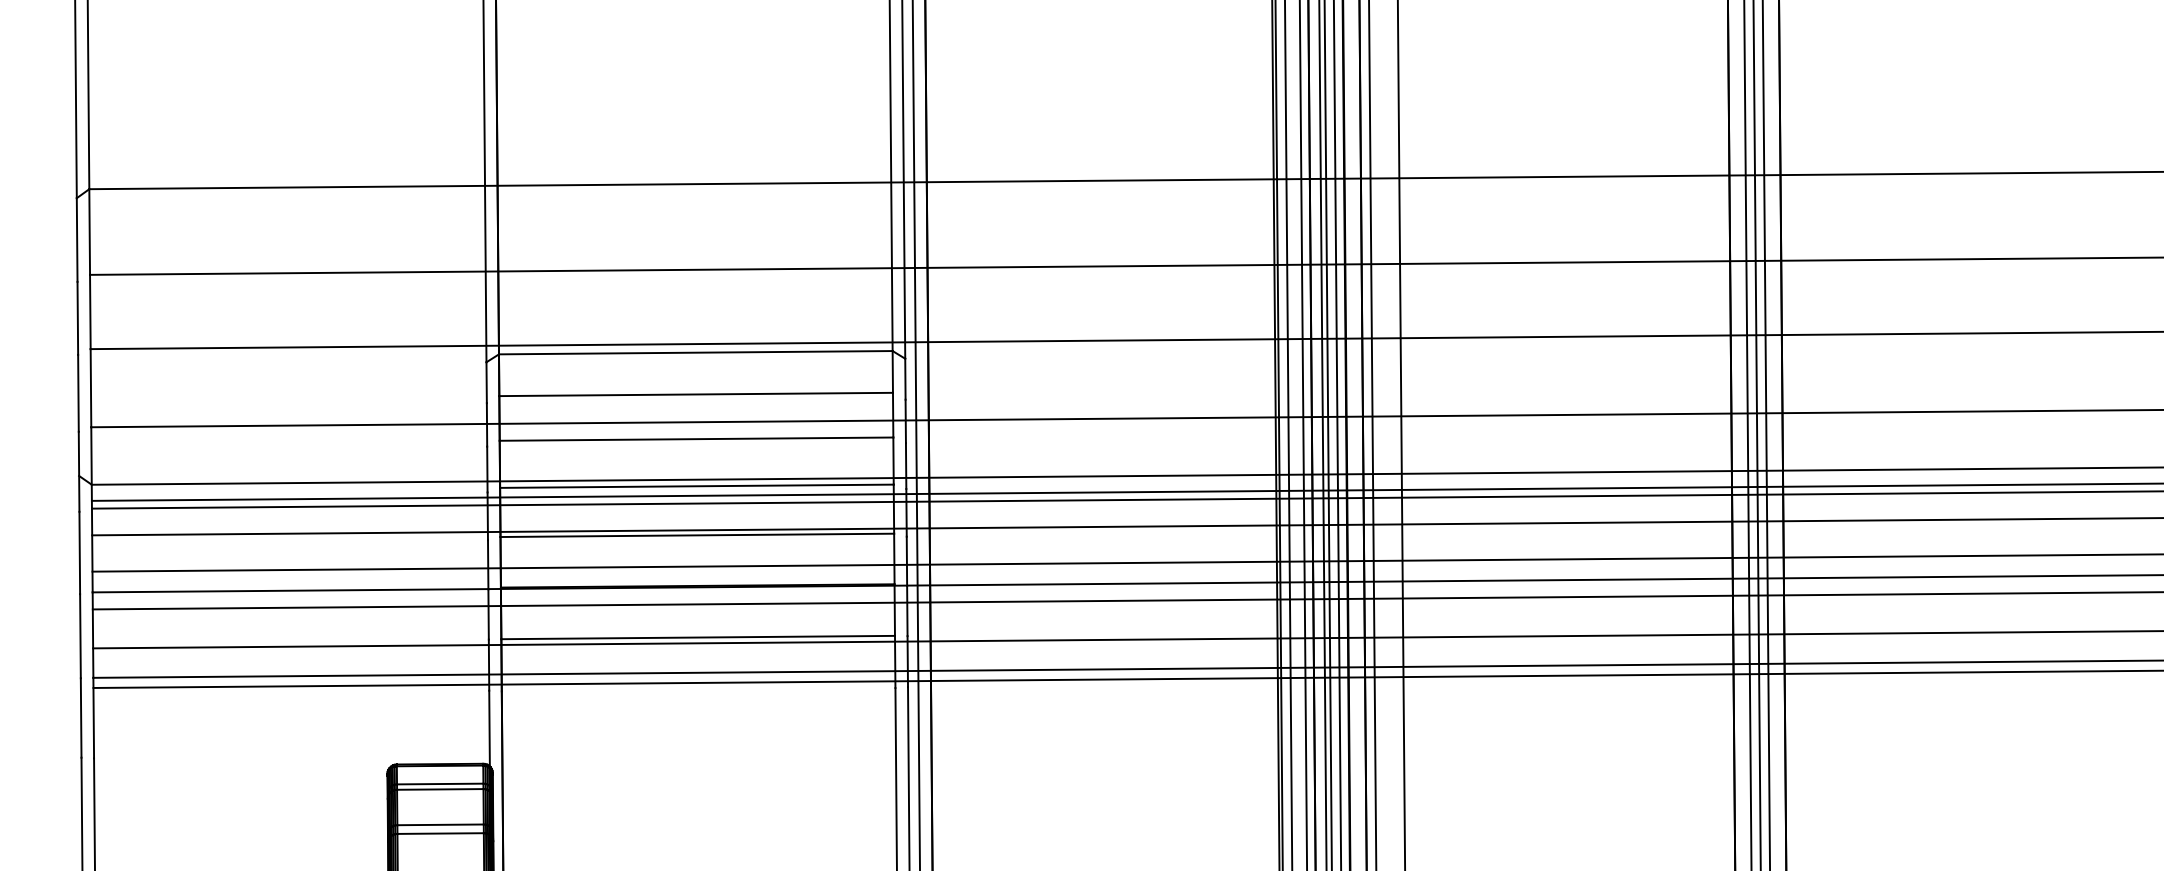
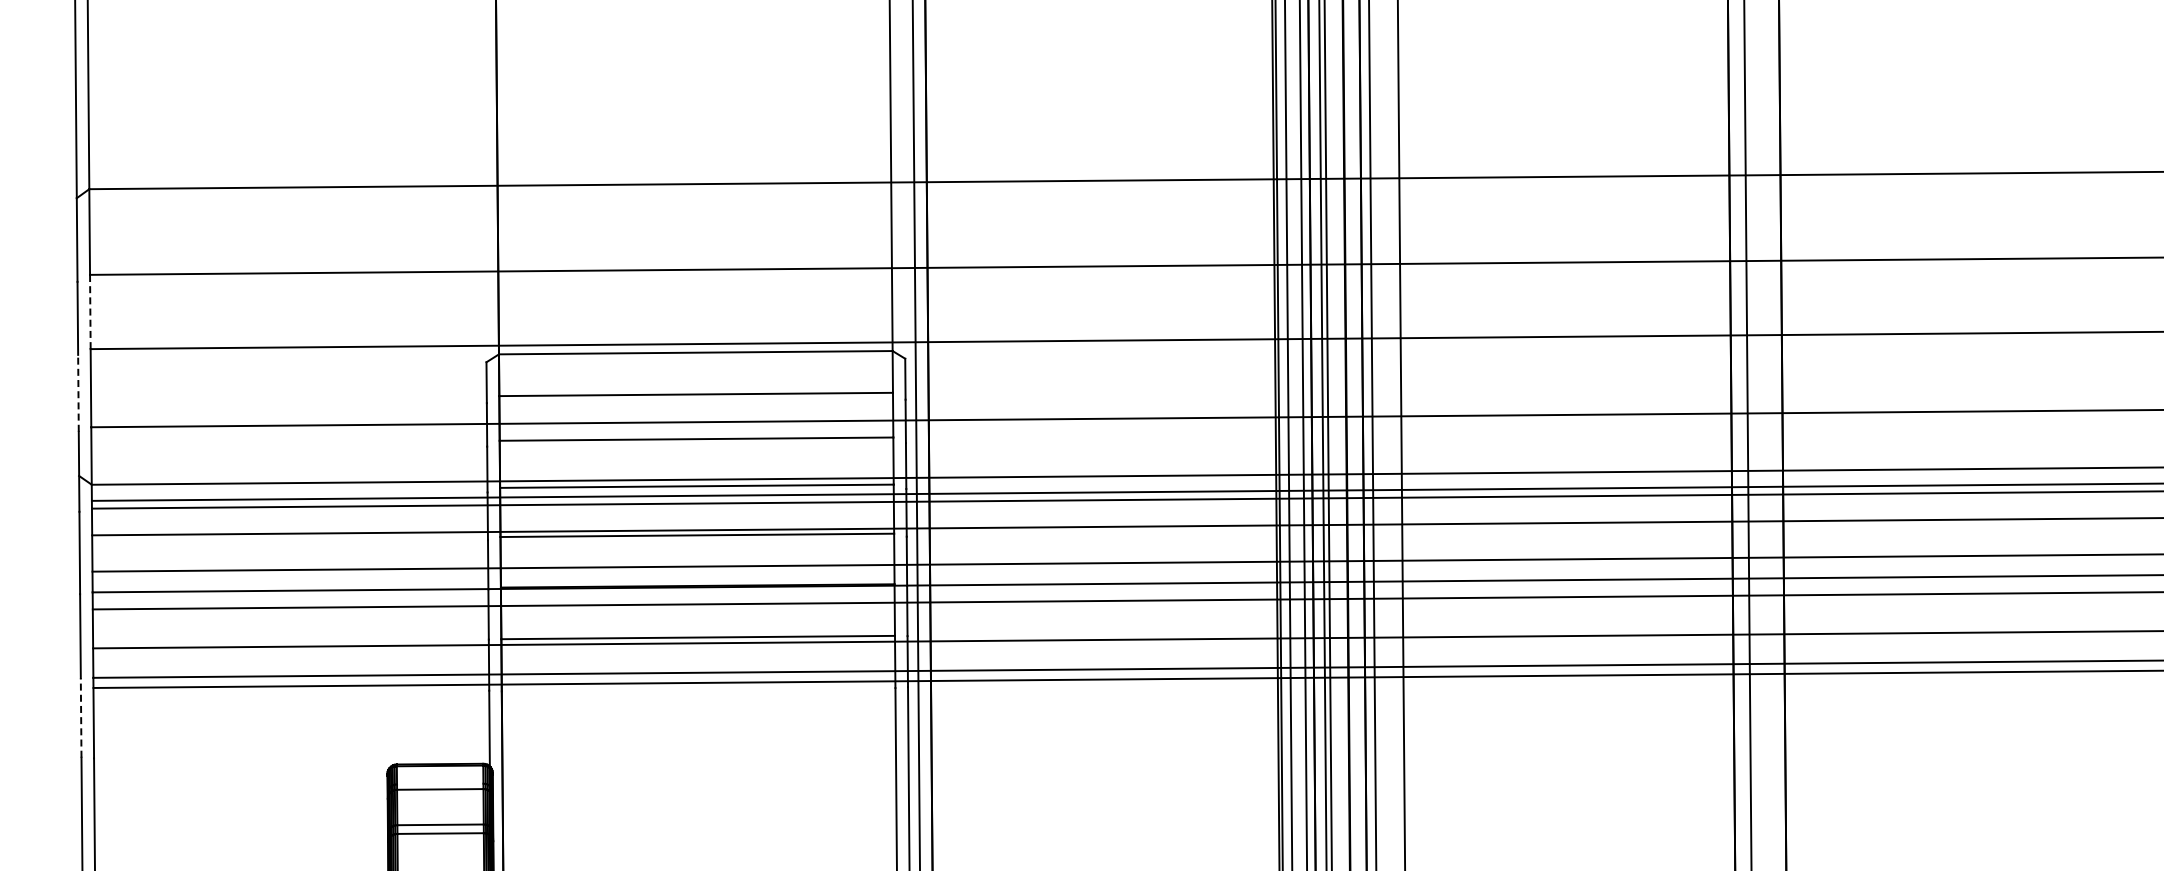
line: present -> none (903, 180)
line: present -> none (484, 182)
line: solid -> dashed (90, 311)
line: solid -> dashed (78, 392)
line: present -> none (1337, 434)
line: present -> none (1756, 434)
line: present -> none (1766, 434)
line: solid -> dashed (81, 717)
line: present -> none (440, 783)
